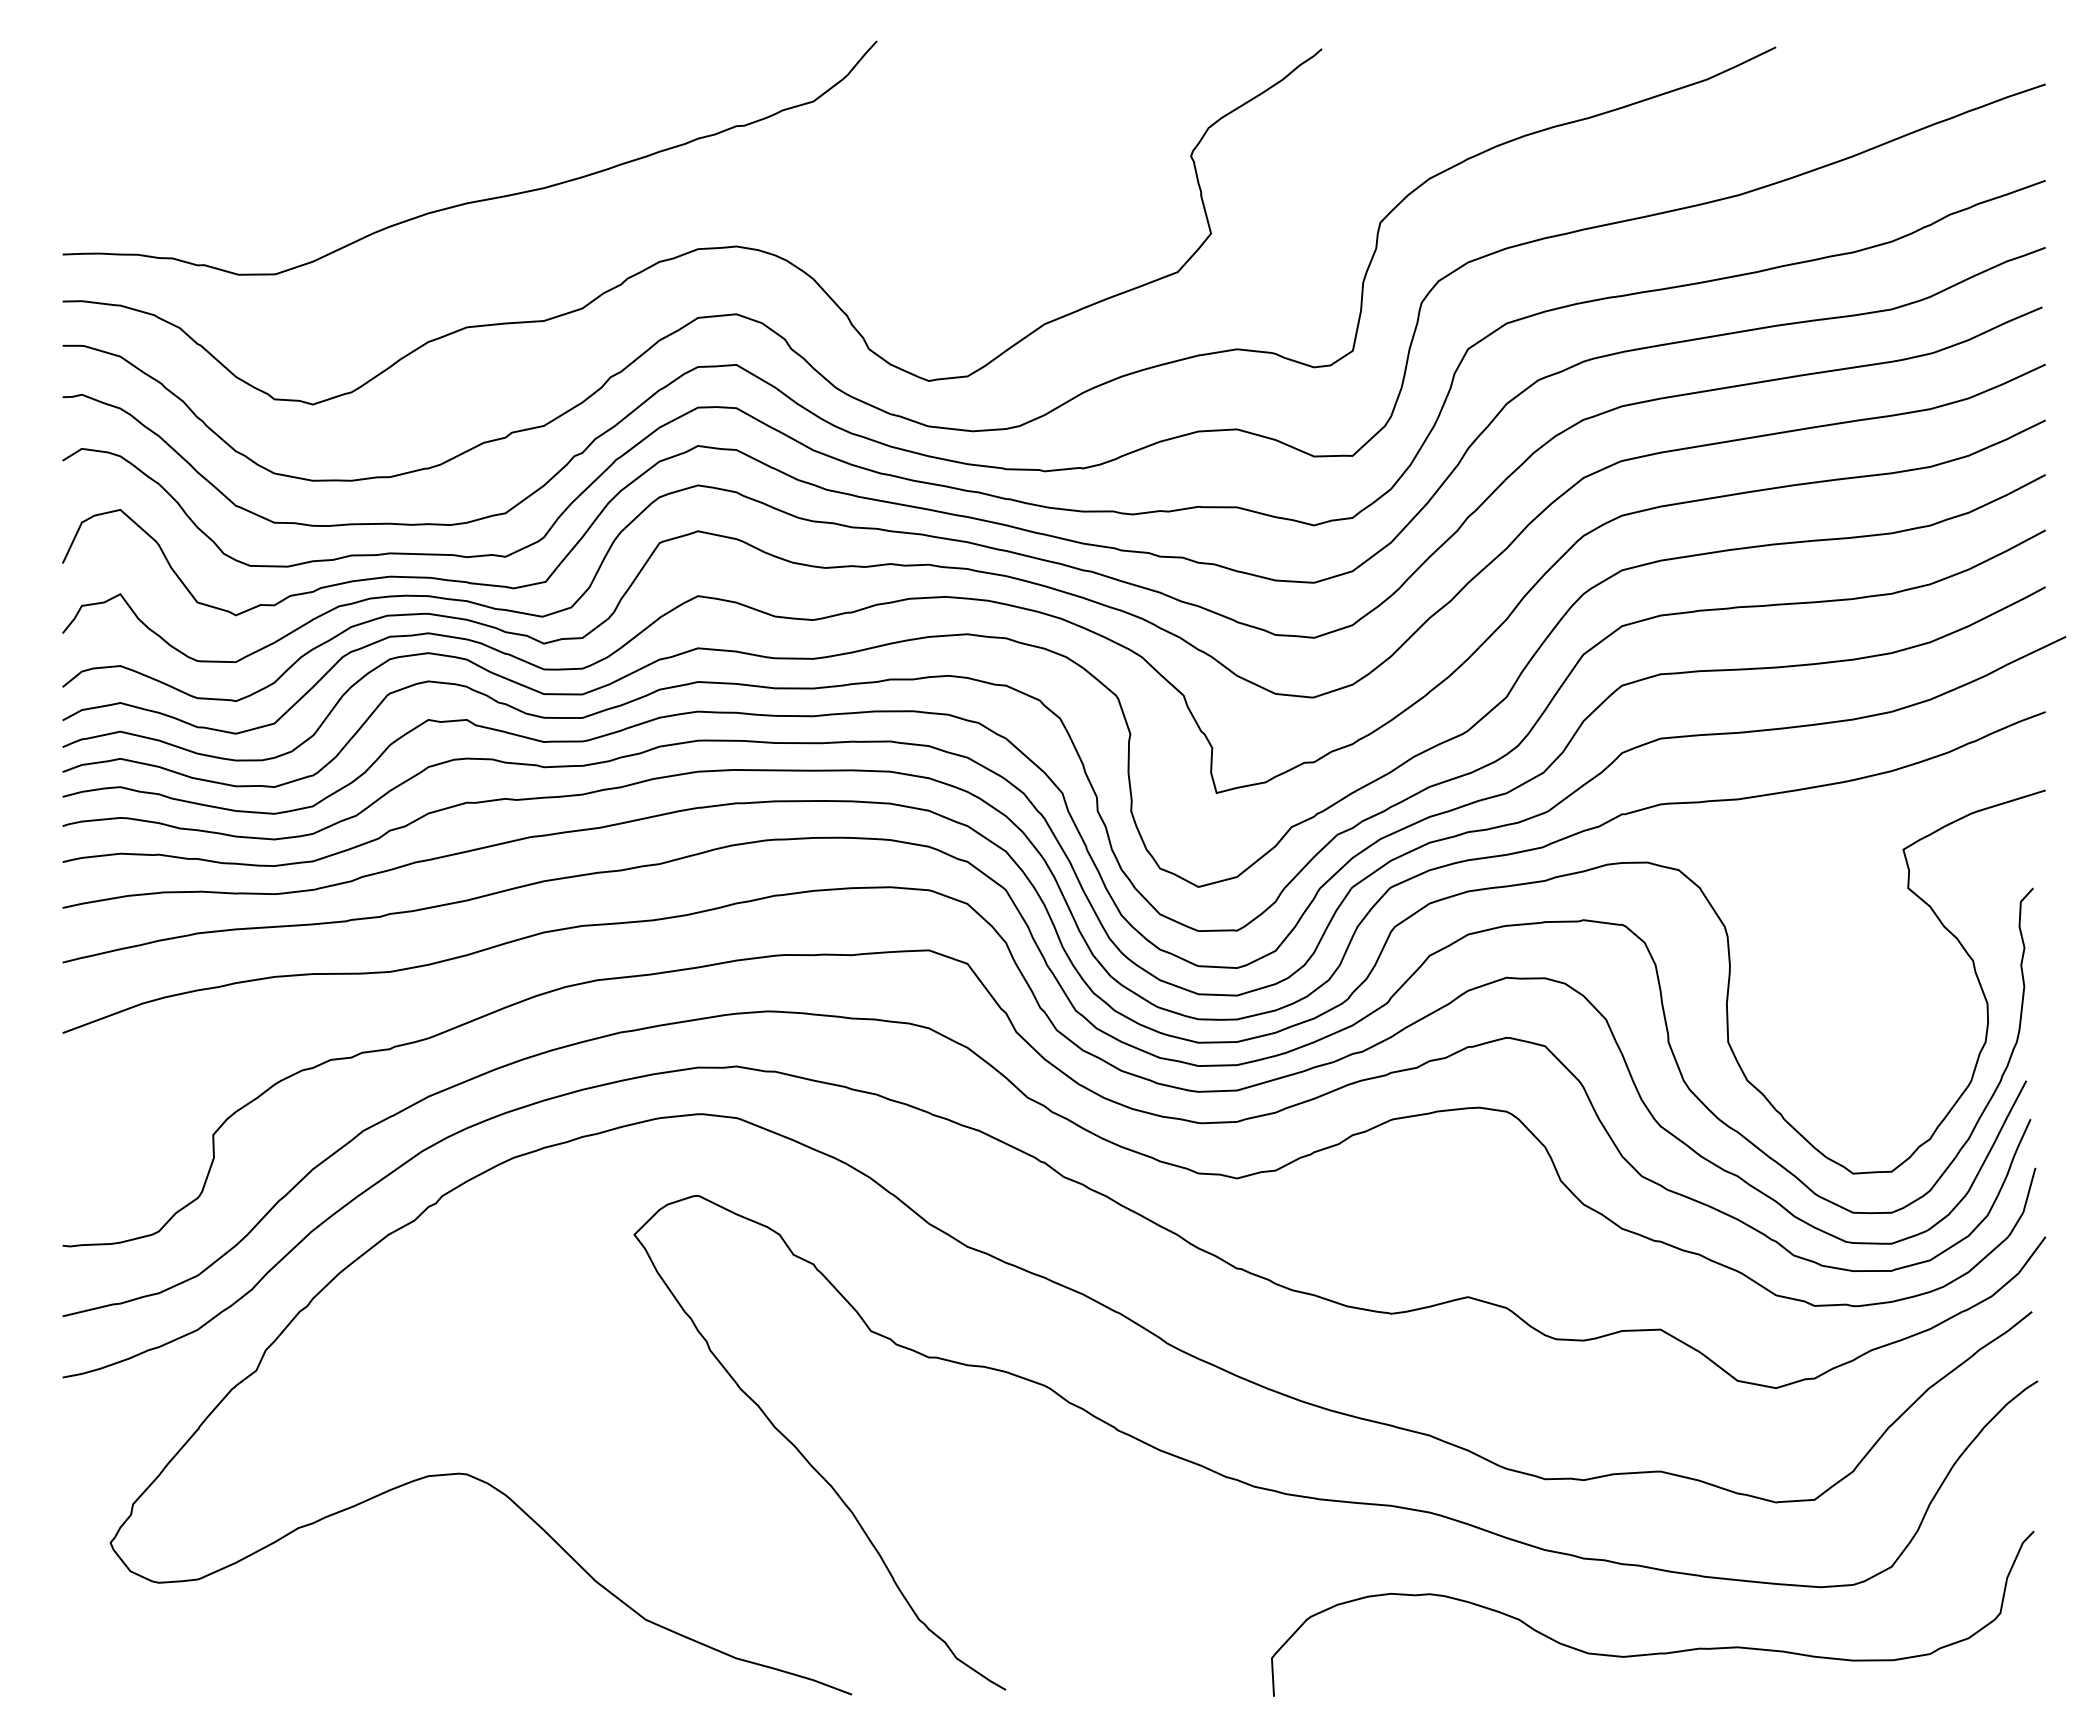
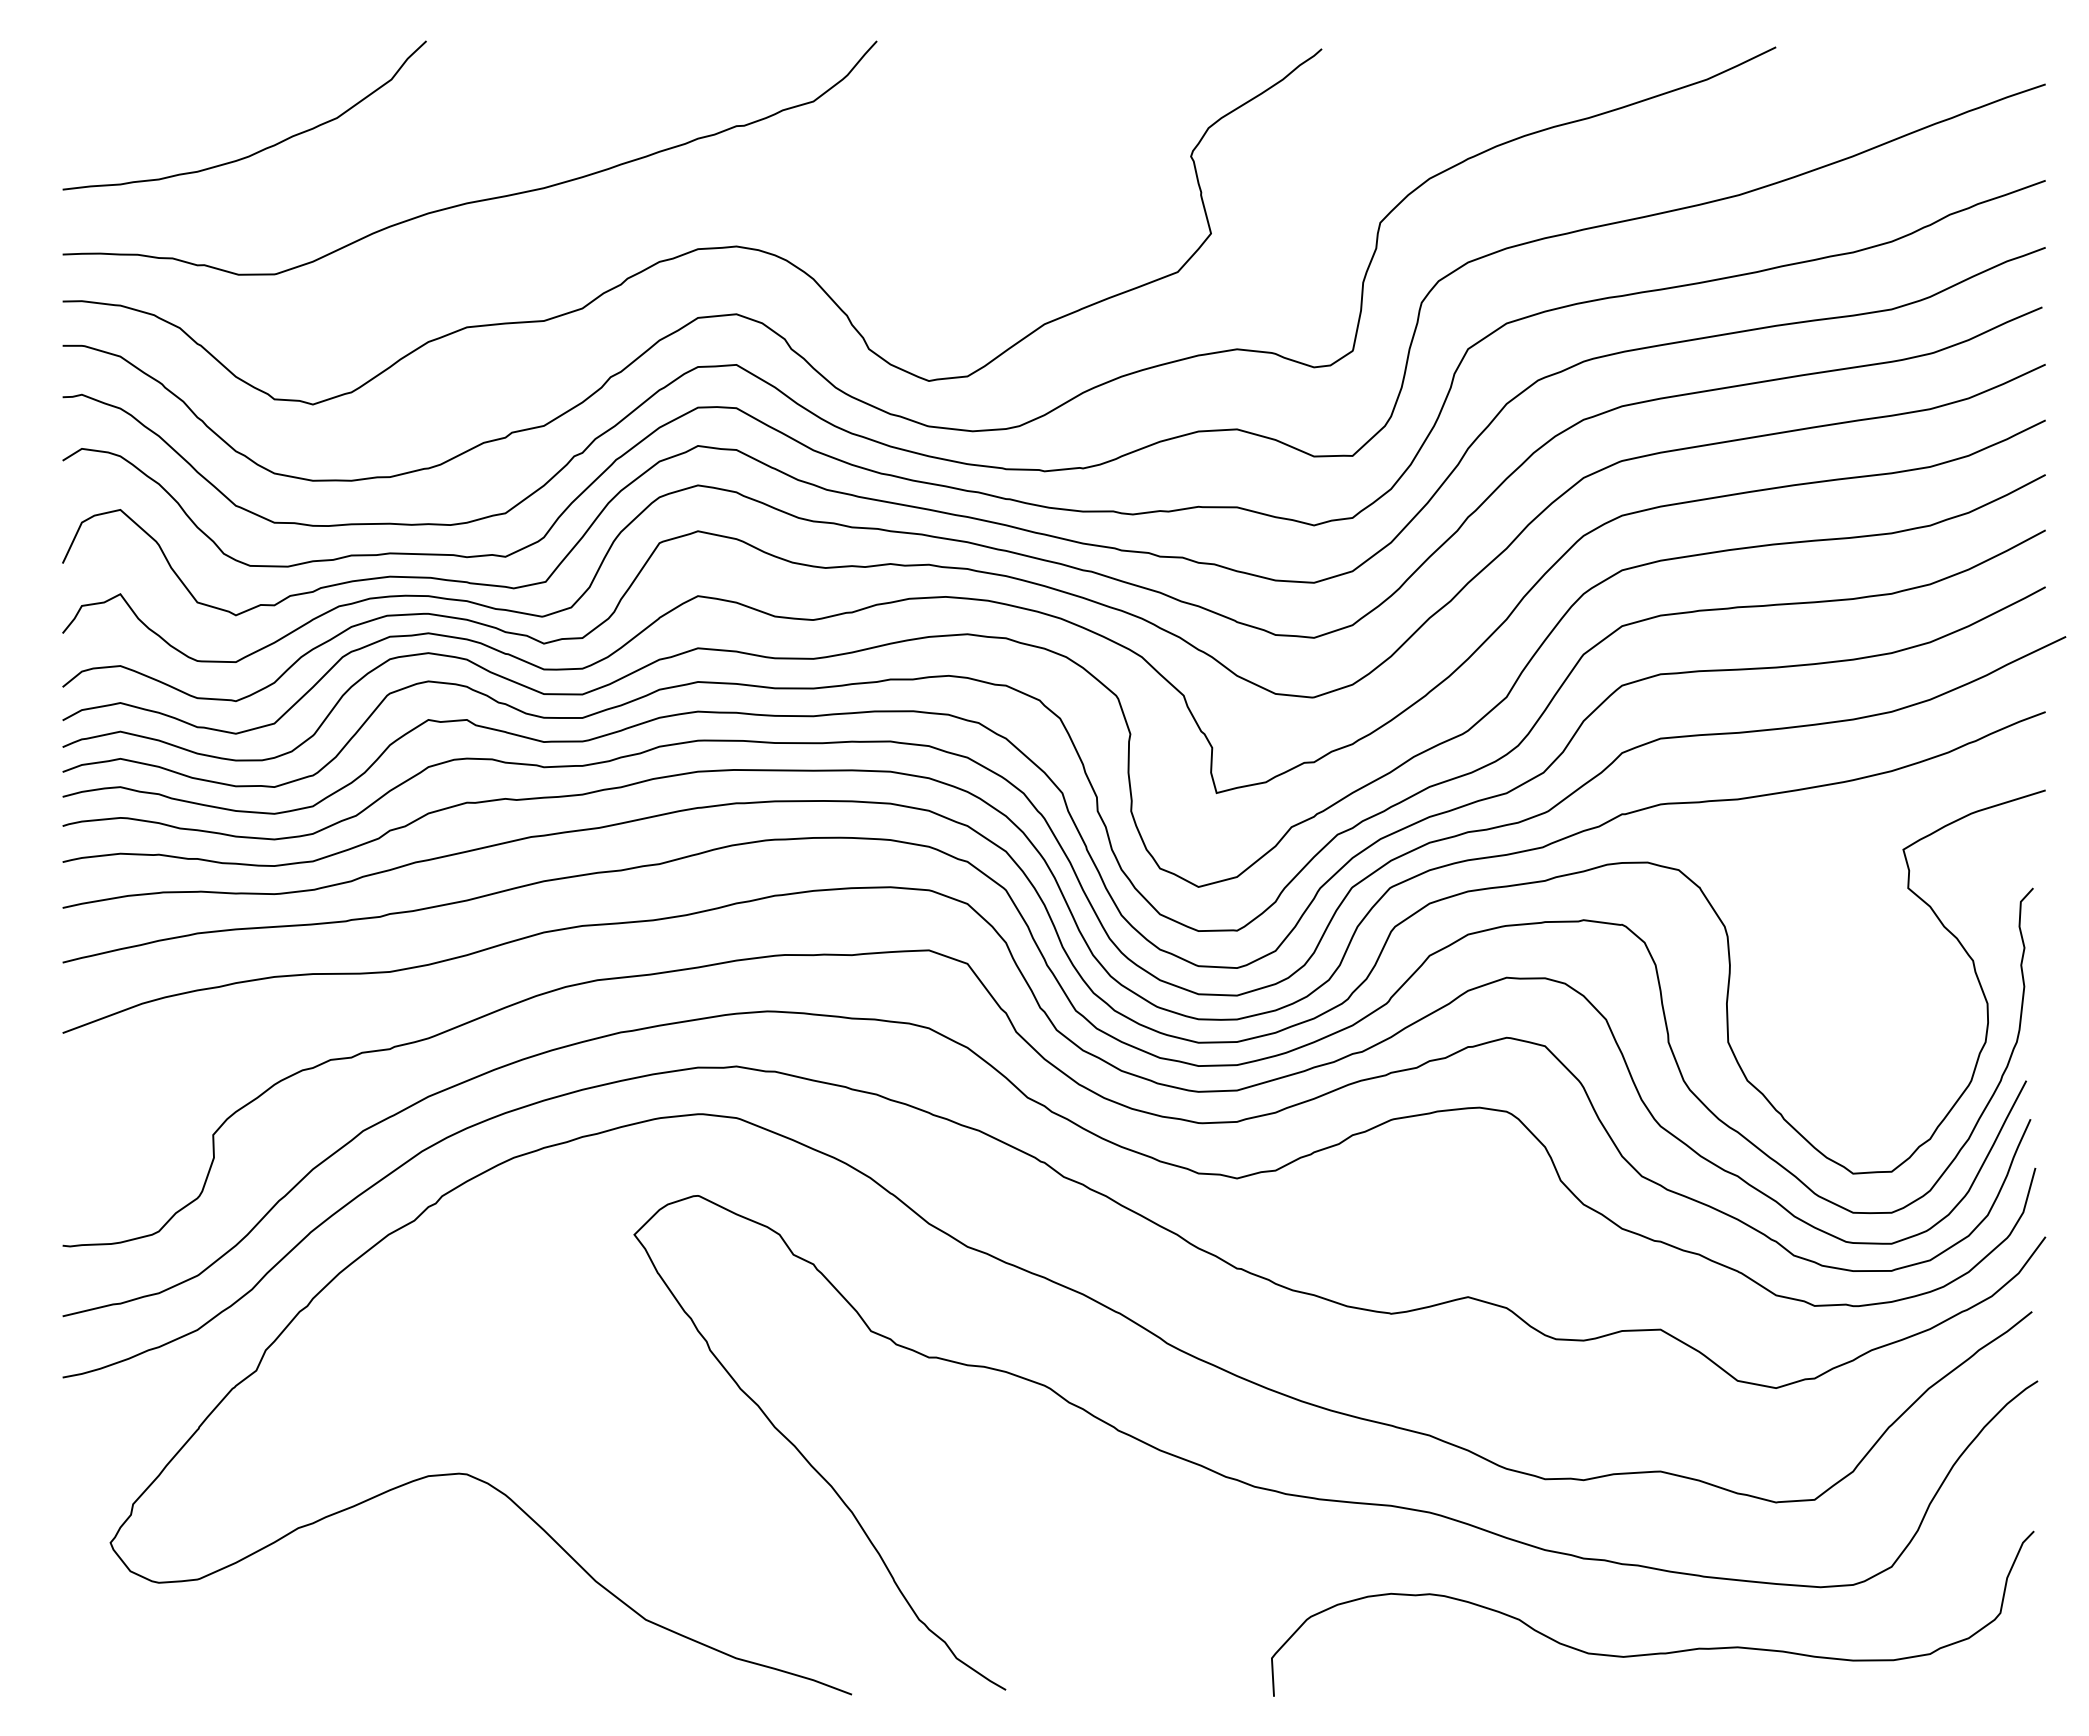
curve: none -> present (261, 149)
